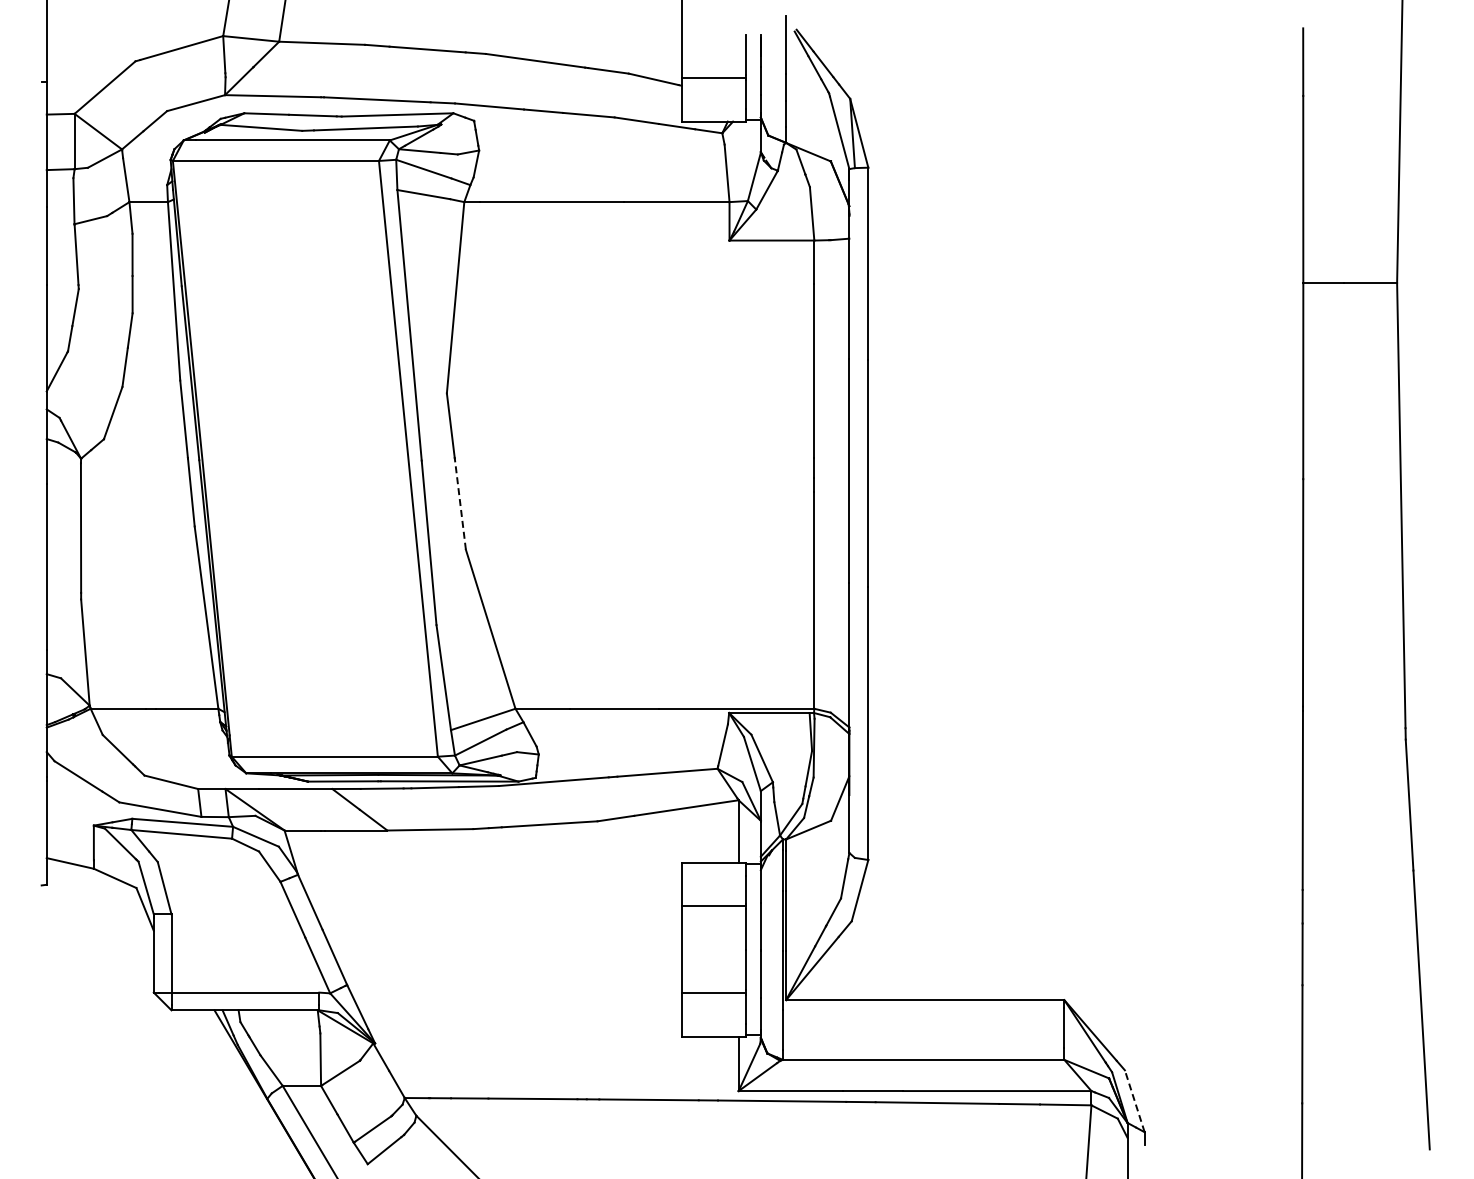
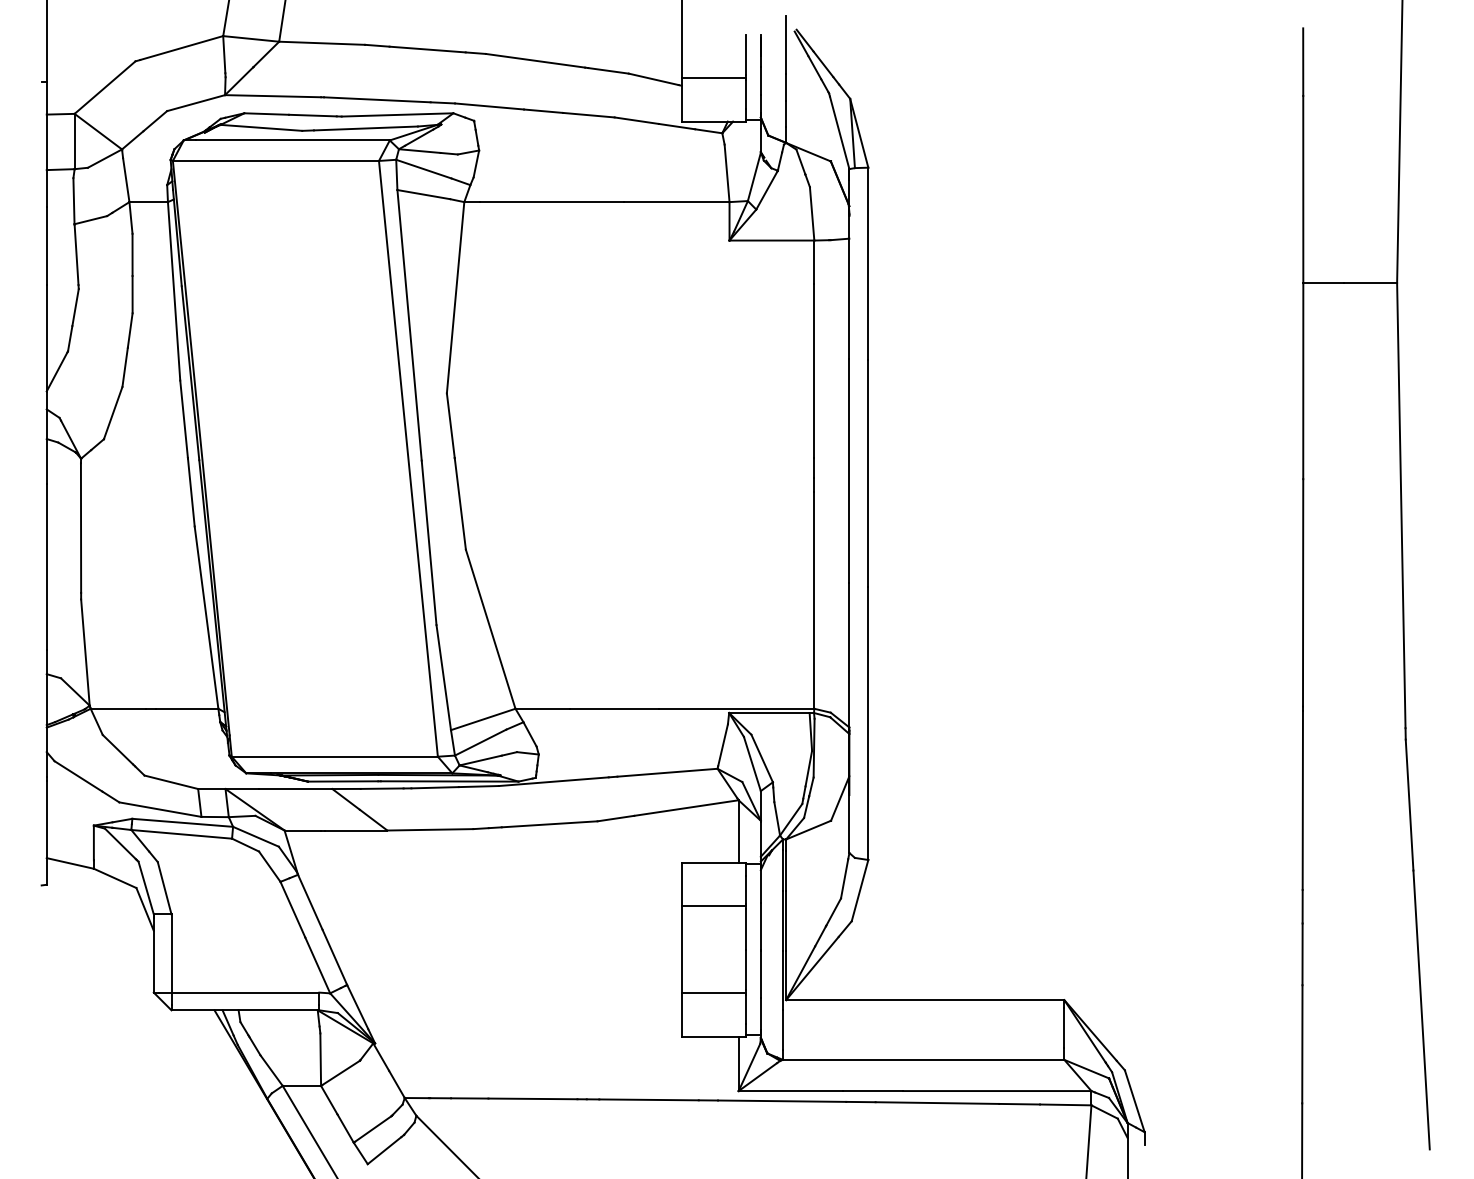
line: dashed -> solid (460, 504)
line: dashed -> solid (1134, 1101)
